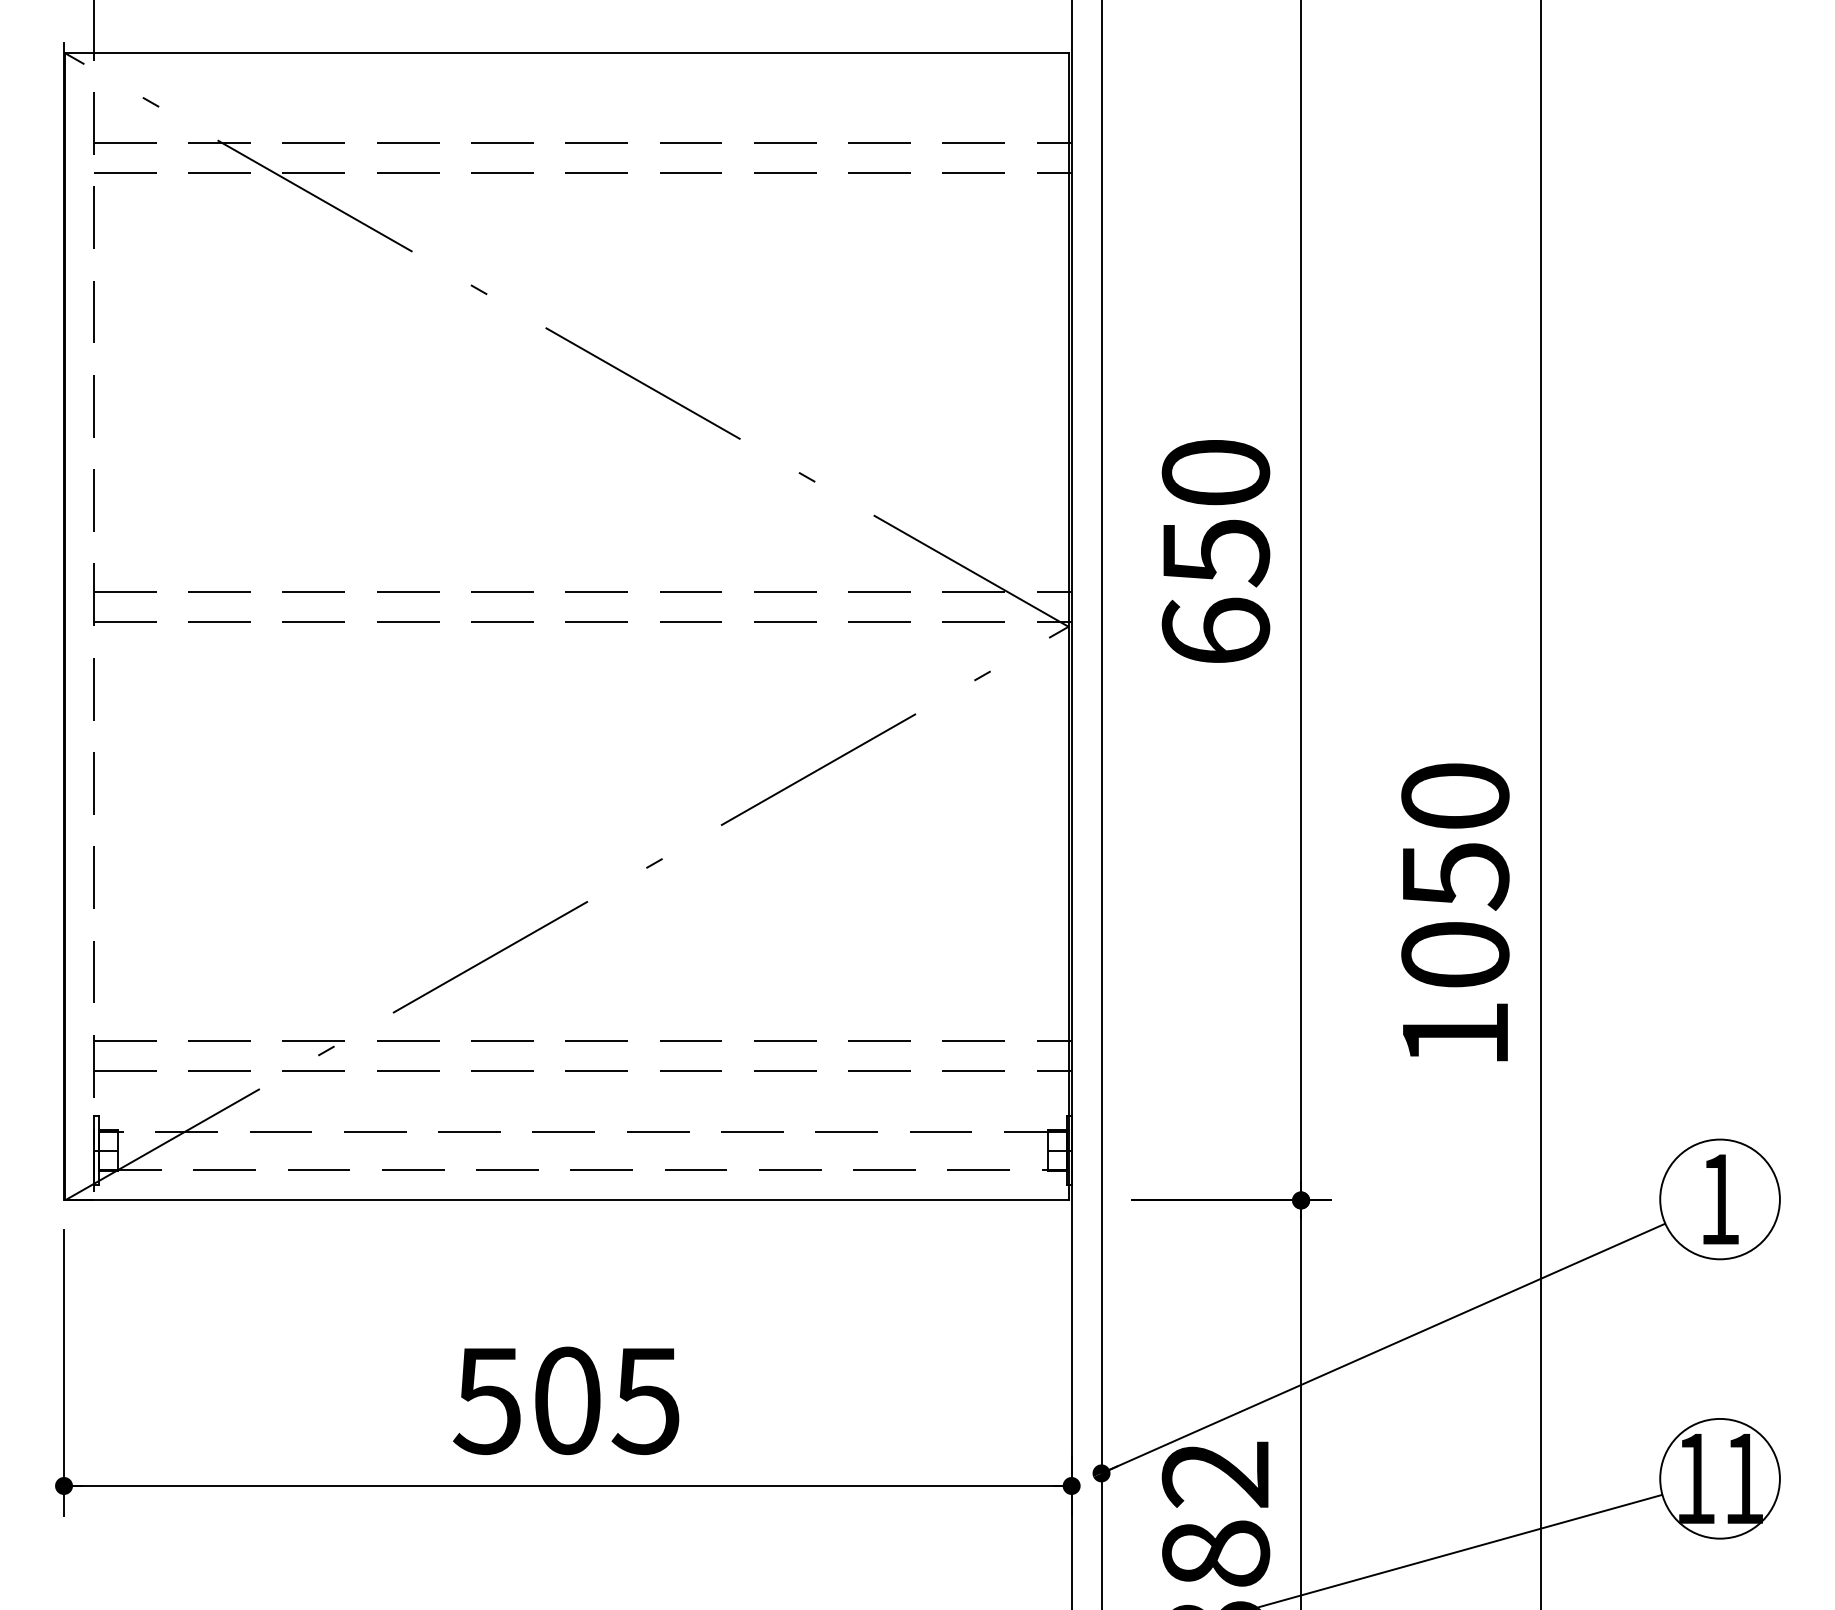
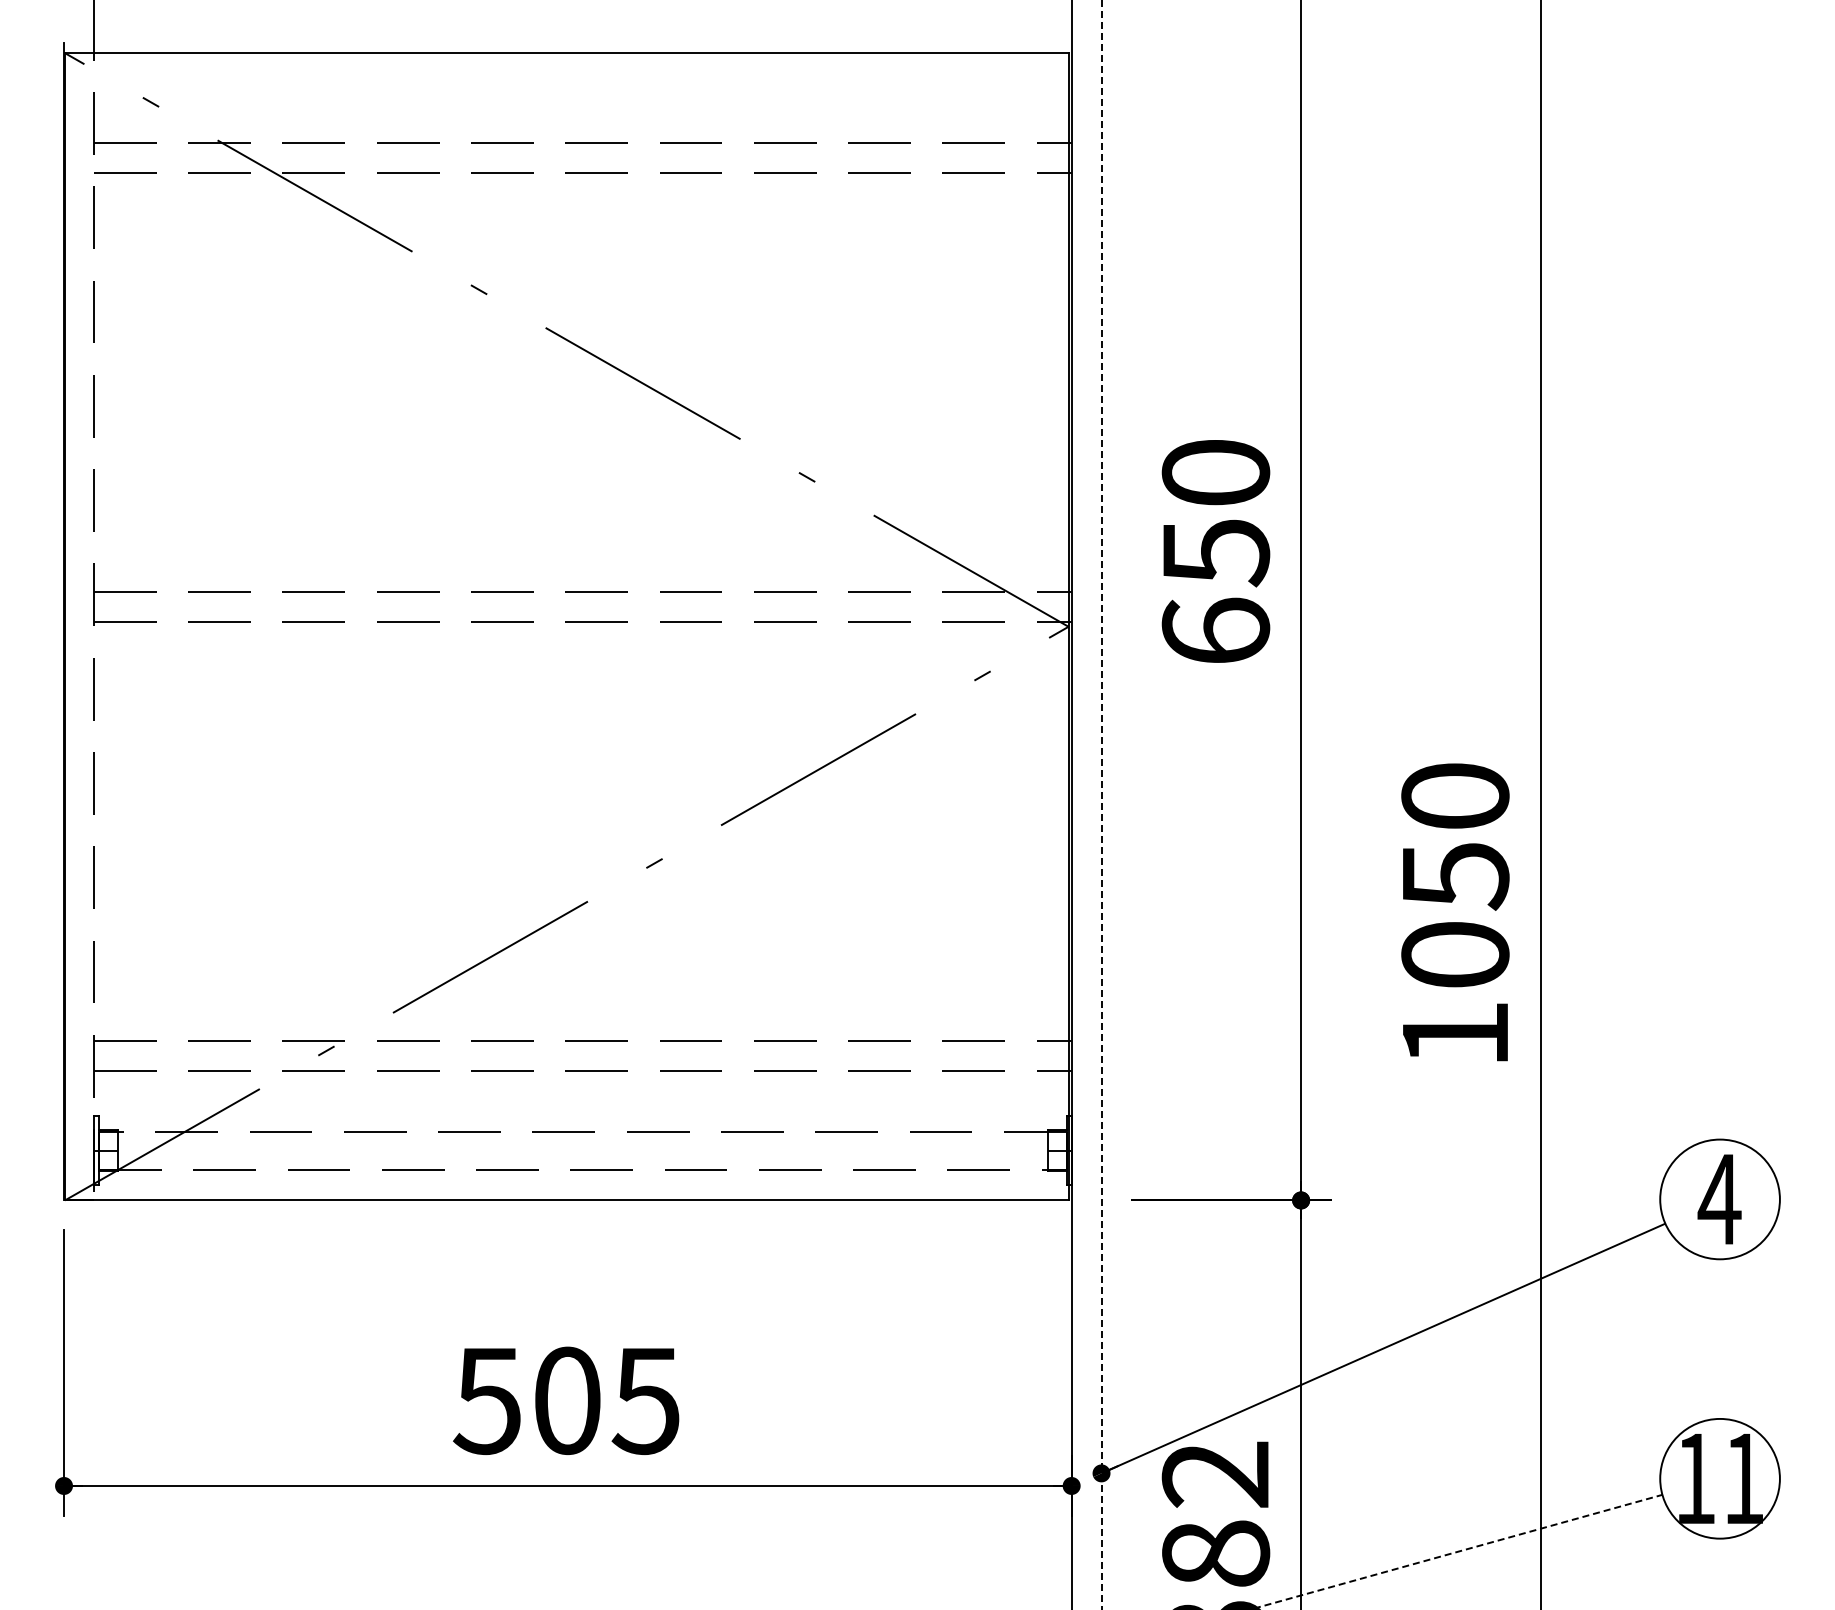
line: solid -> dashed (1101, 805)
text: 1 -> 4 (1719, 1199)
line: solid -> dashed (1456, 1552)
